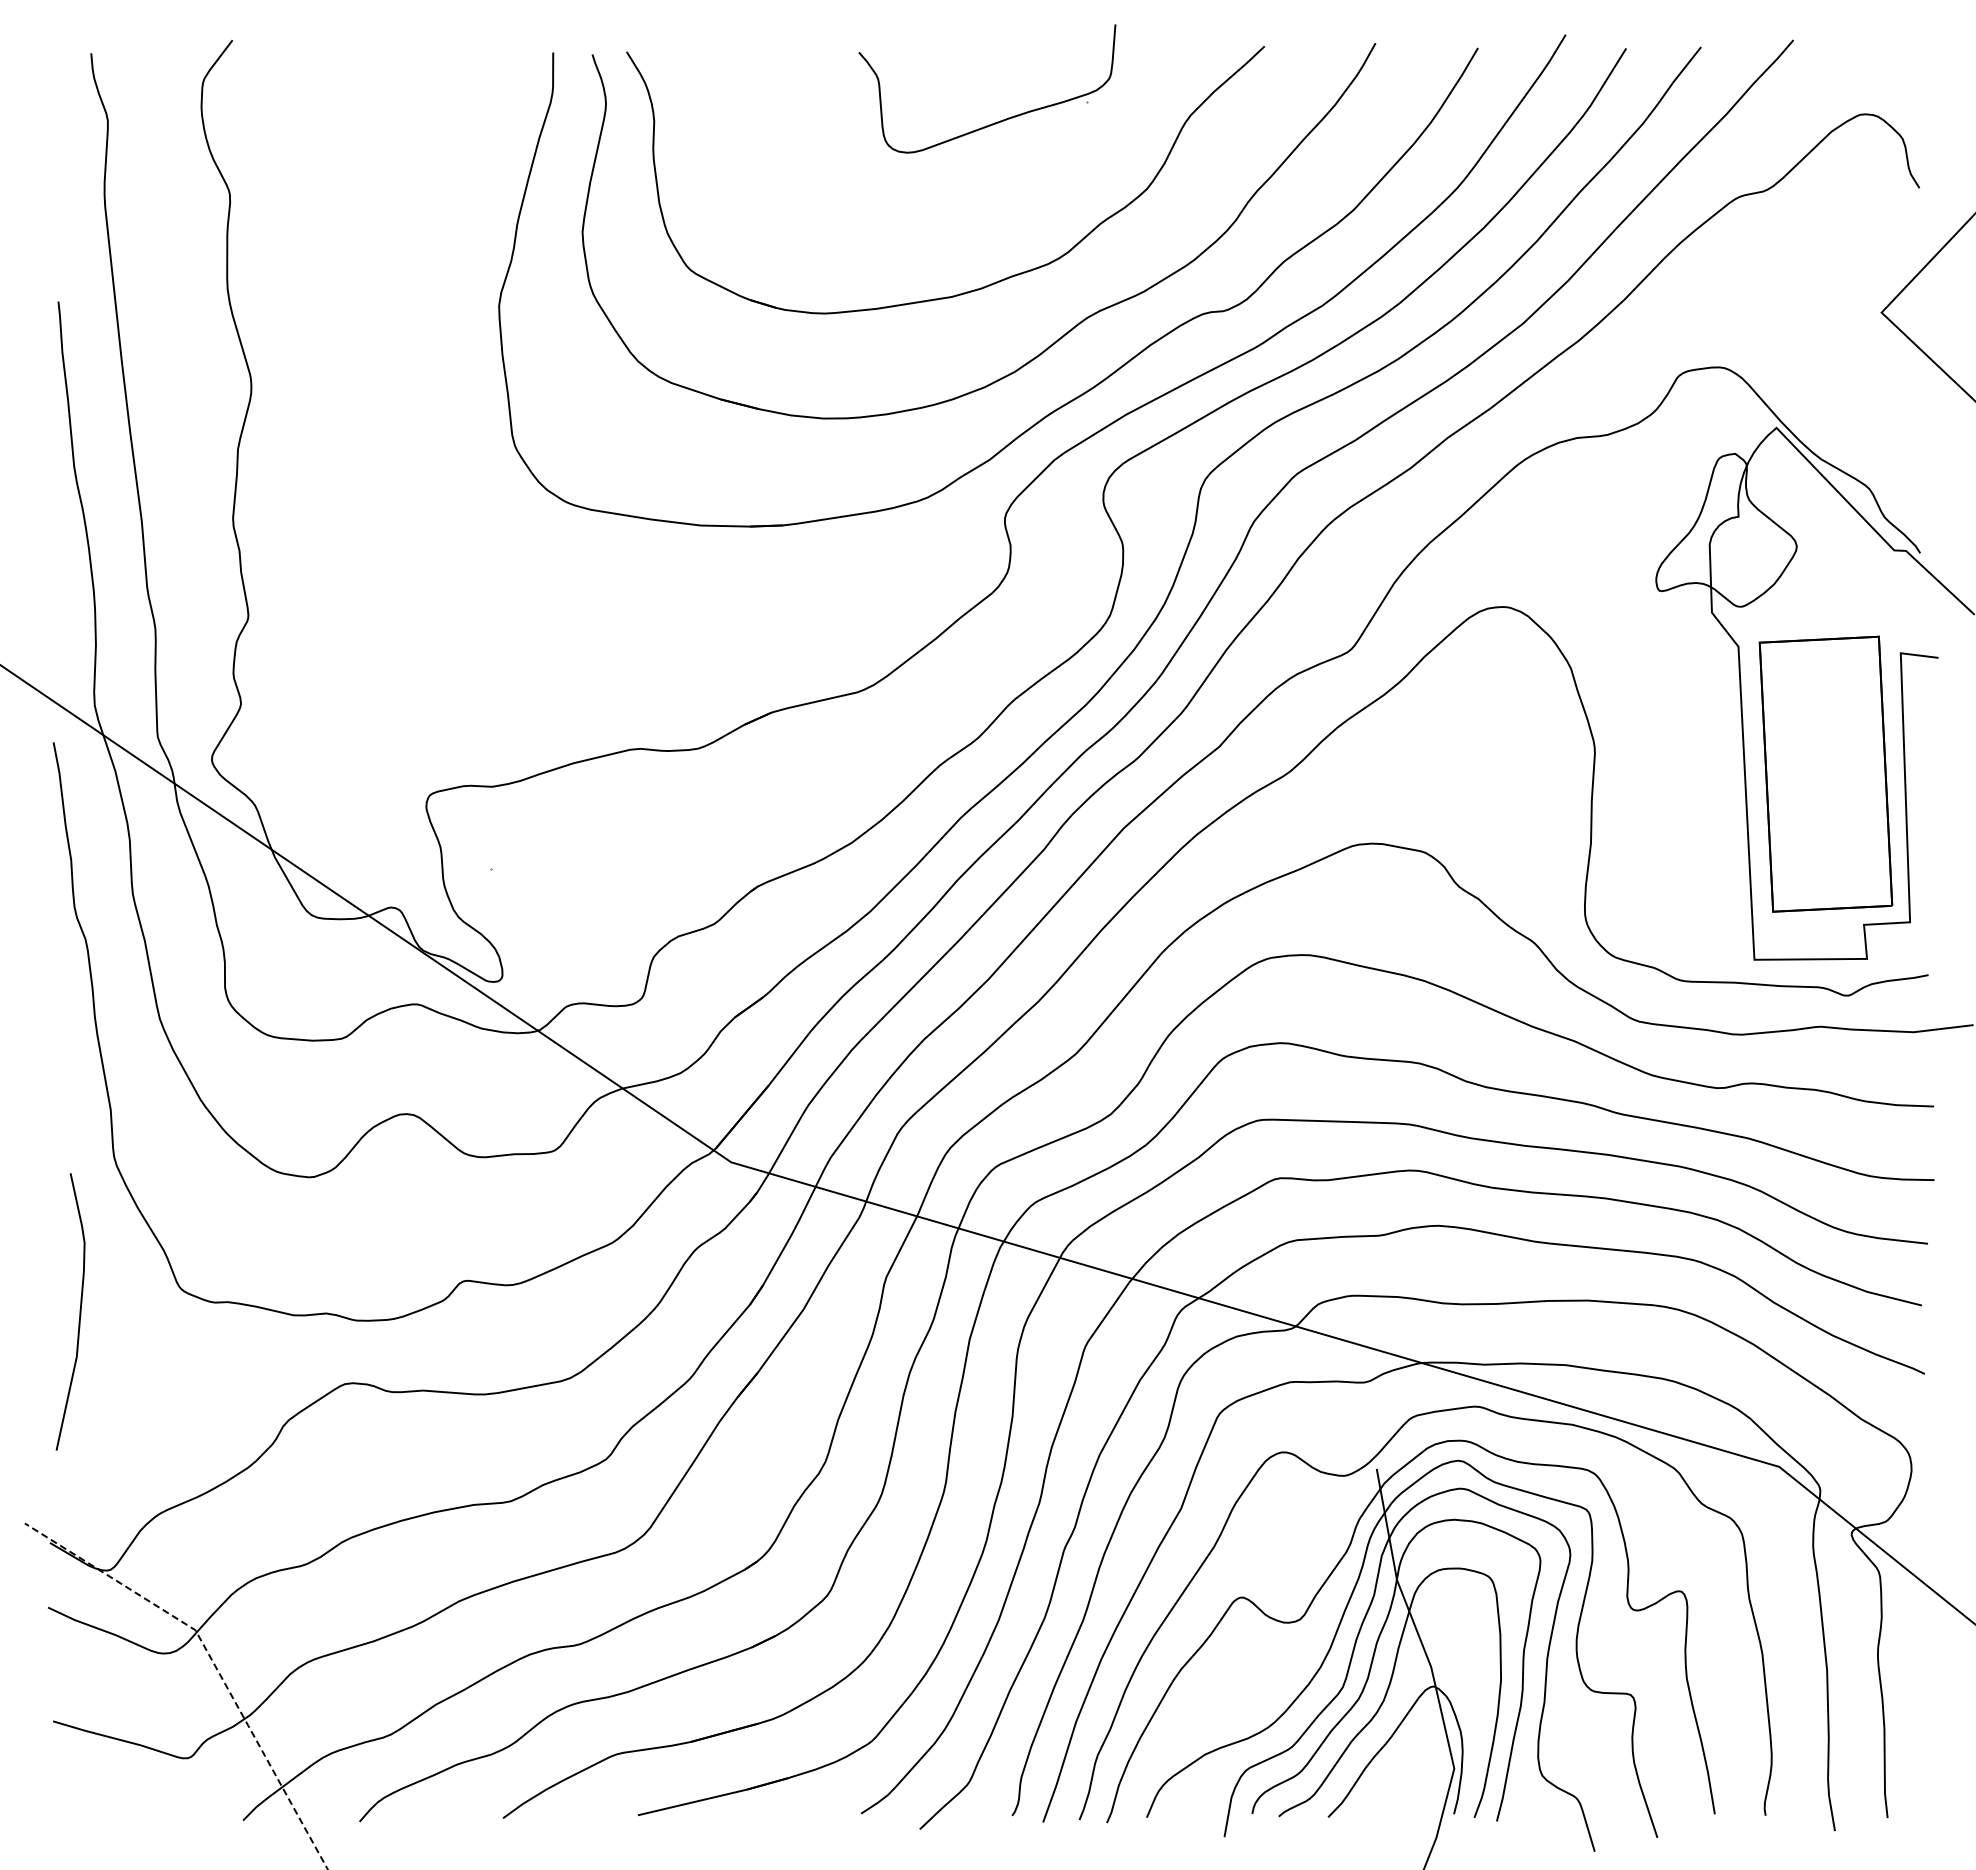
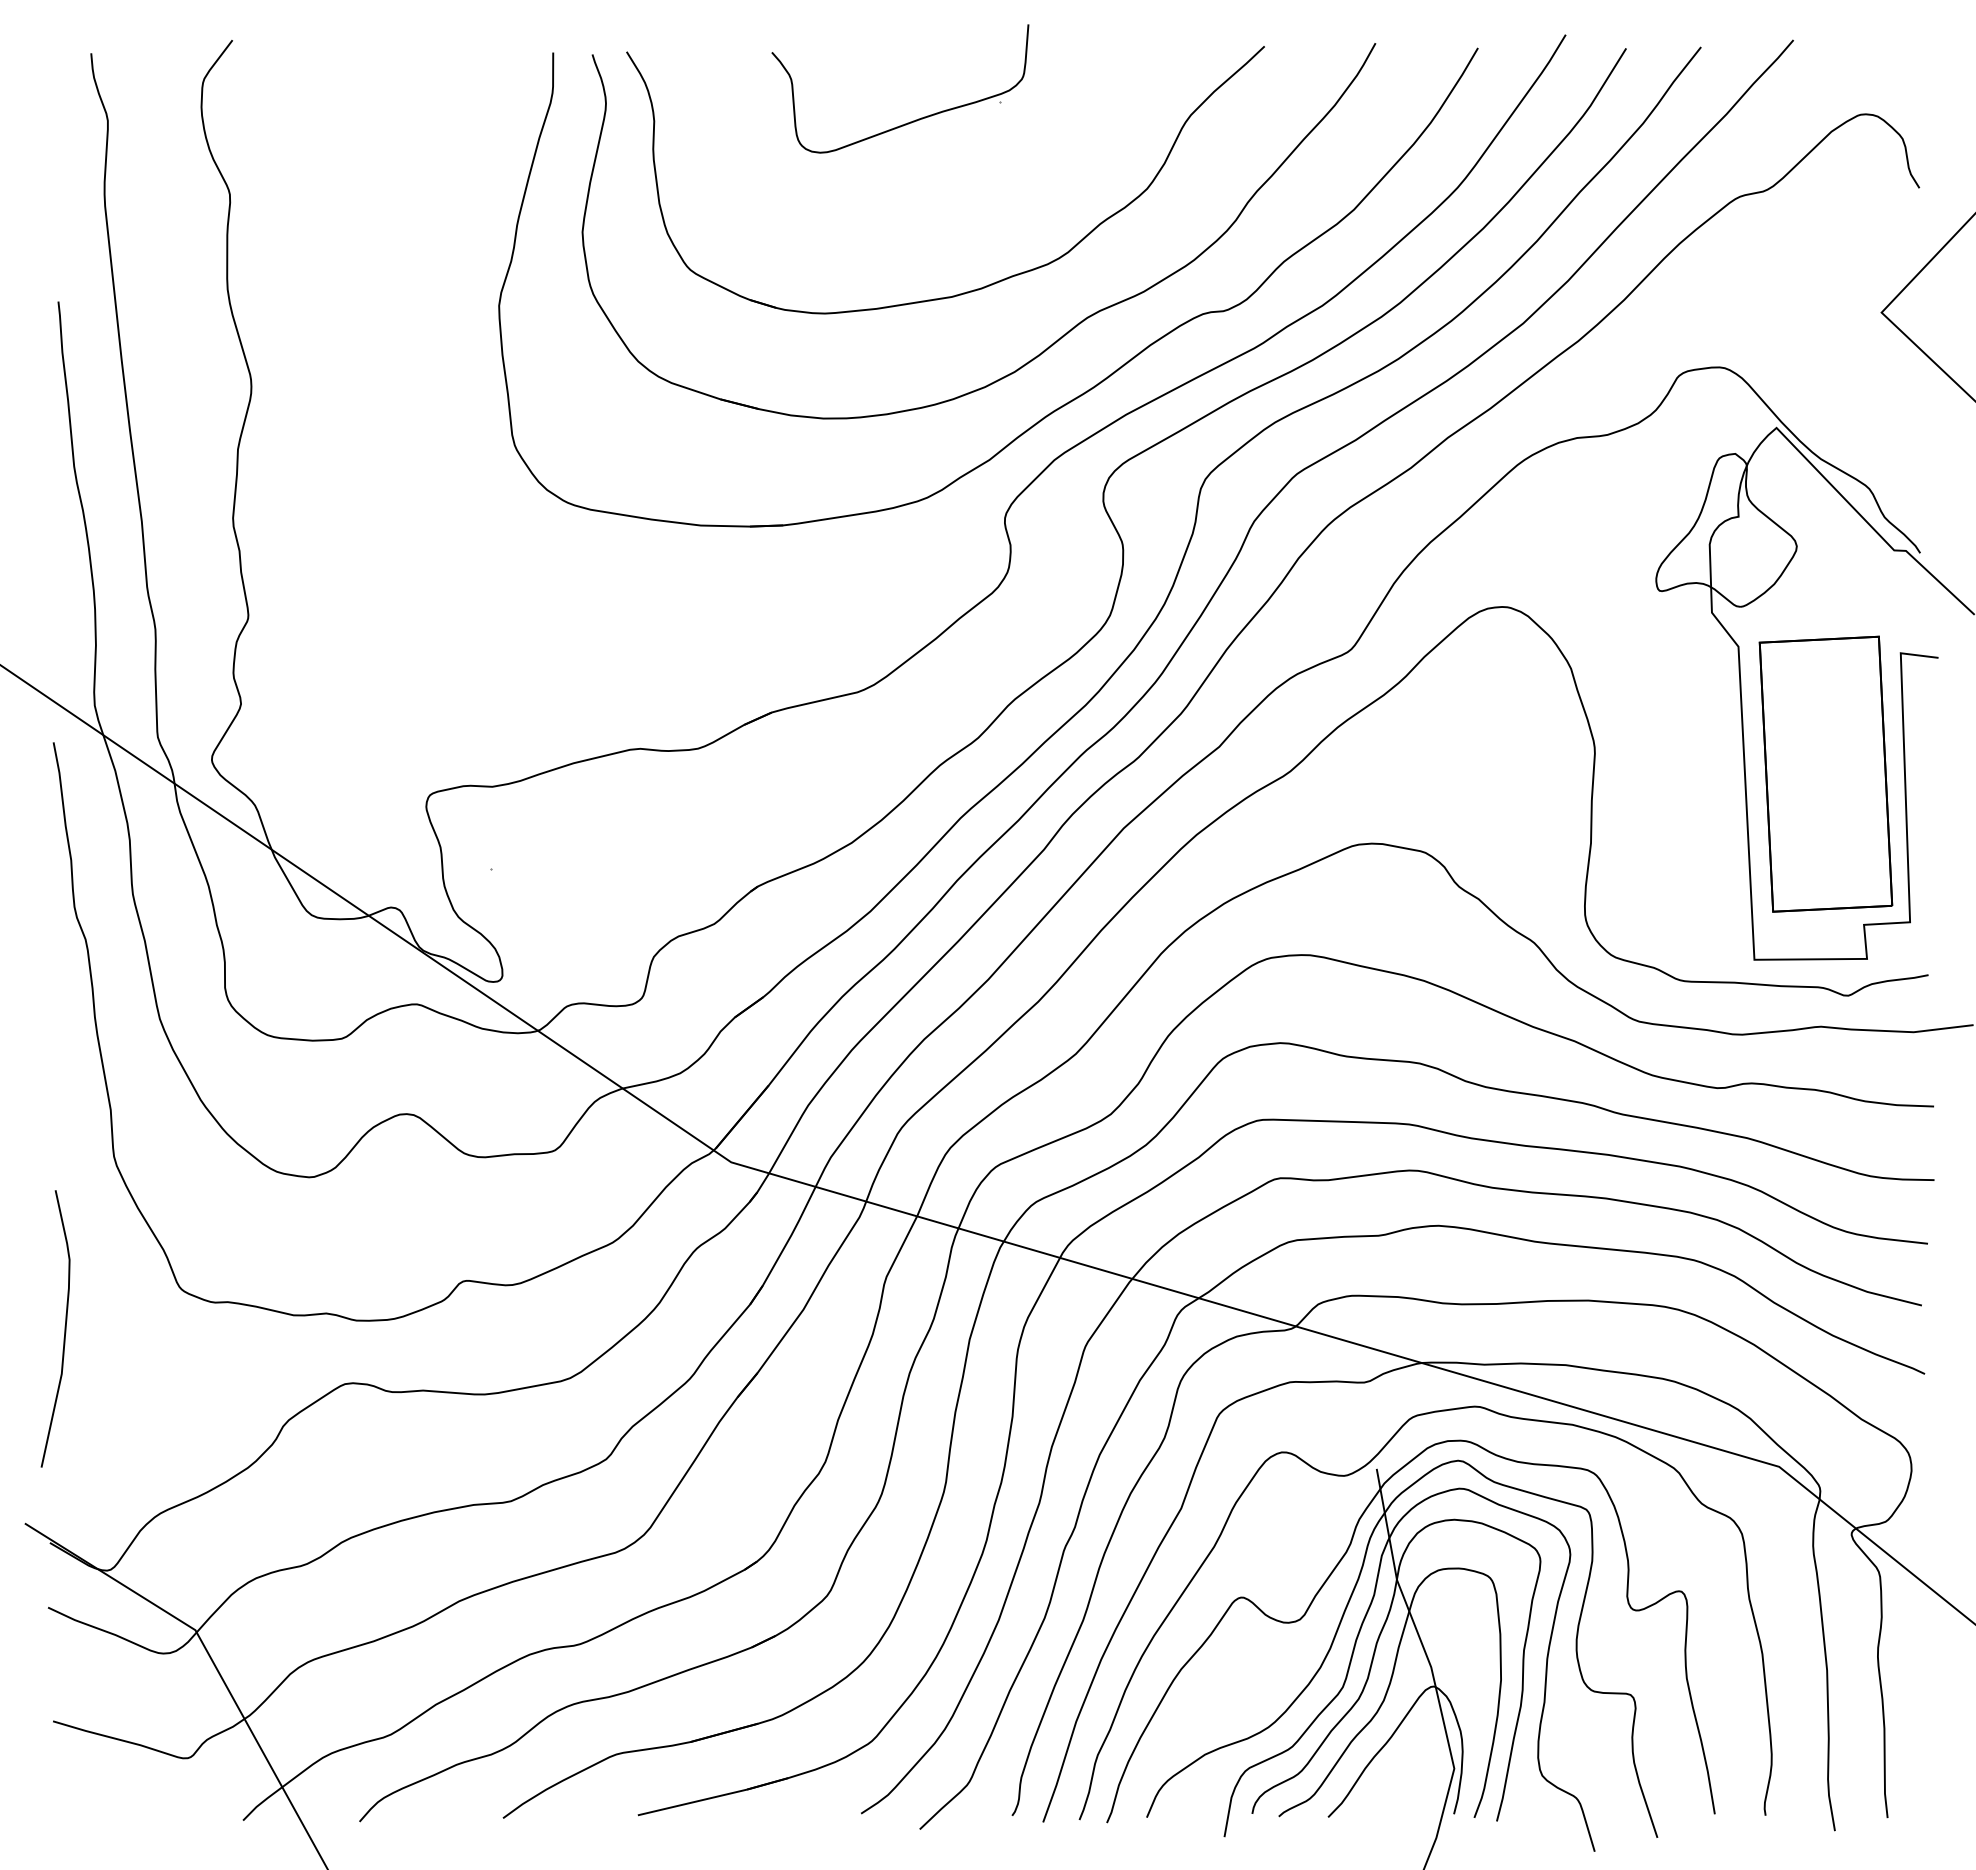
part position: (1002, 119) -> (915, 119) (915, 119)
curve position: (79, 1311) -> (64, 1328) (64, 1328)
line: dashed -> solid (212, 1661)
